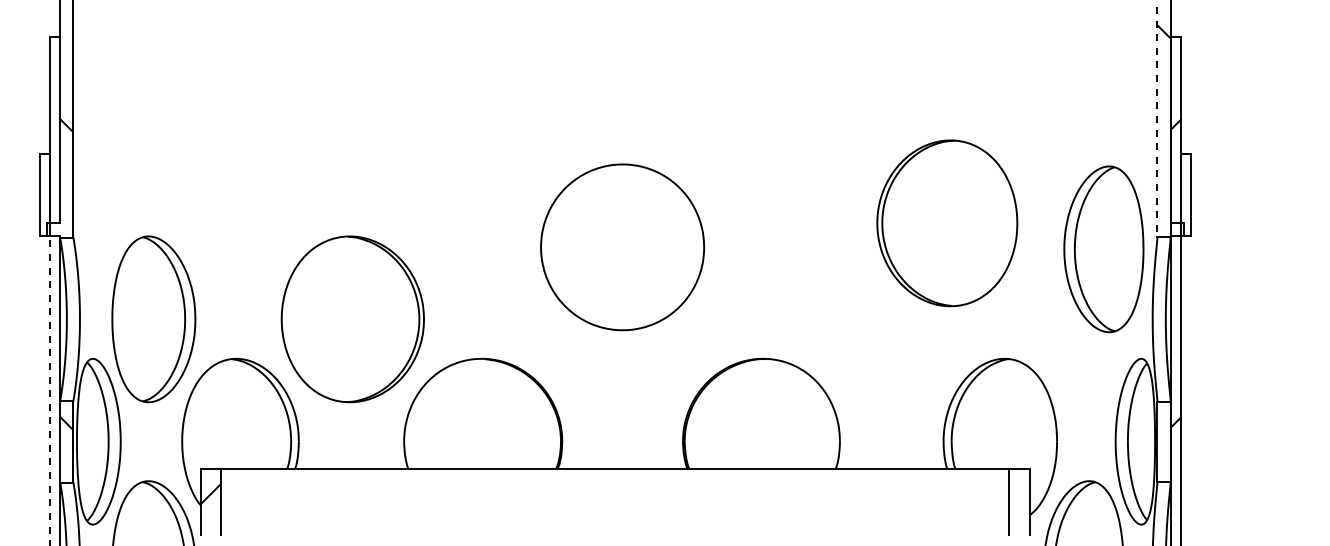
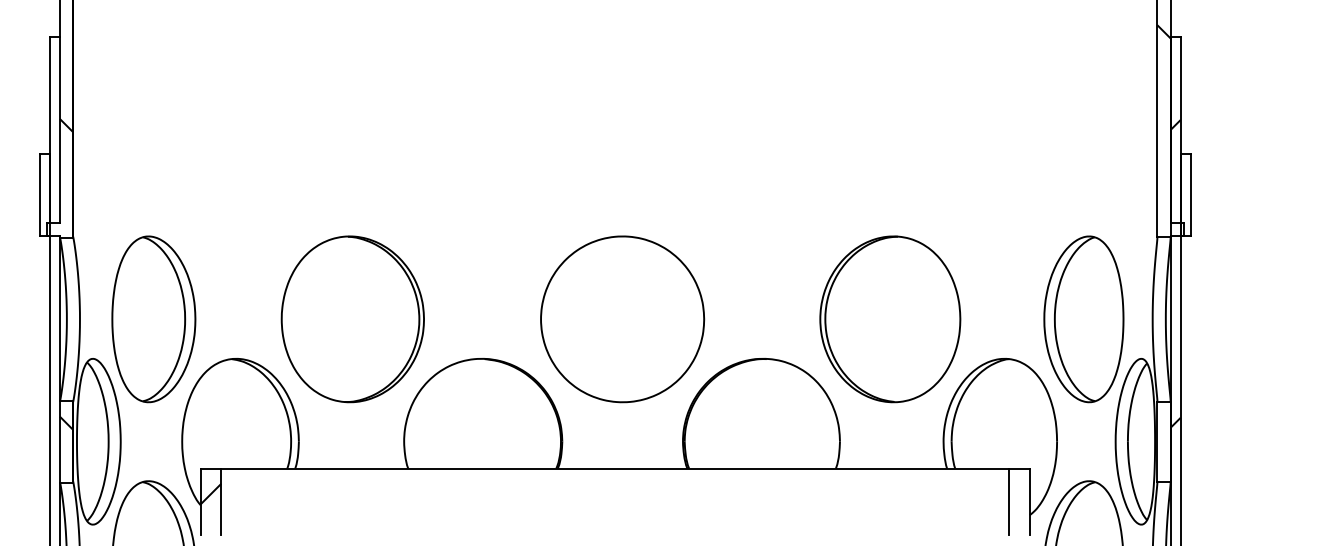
line: dashed -> solid (1157, 119)
part position: (947, 223) -> (890, 319) (890, 319)
part position: (622, 247) -> (622, 319) (622, 319)
part position: (1103, 249) -> (1083, 319) (1083, 319)
line: dashed -> solid (49, 390)
